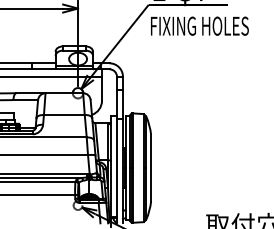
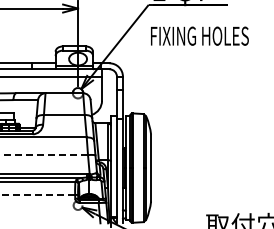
text position: (199, 25) -> (199, 35) (199, 35)
line: solid -> dashed (44, 155)
line: solid -> dashed (37, 194)
